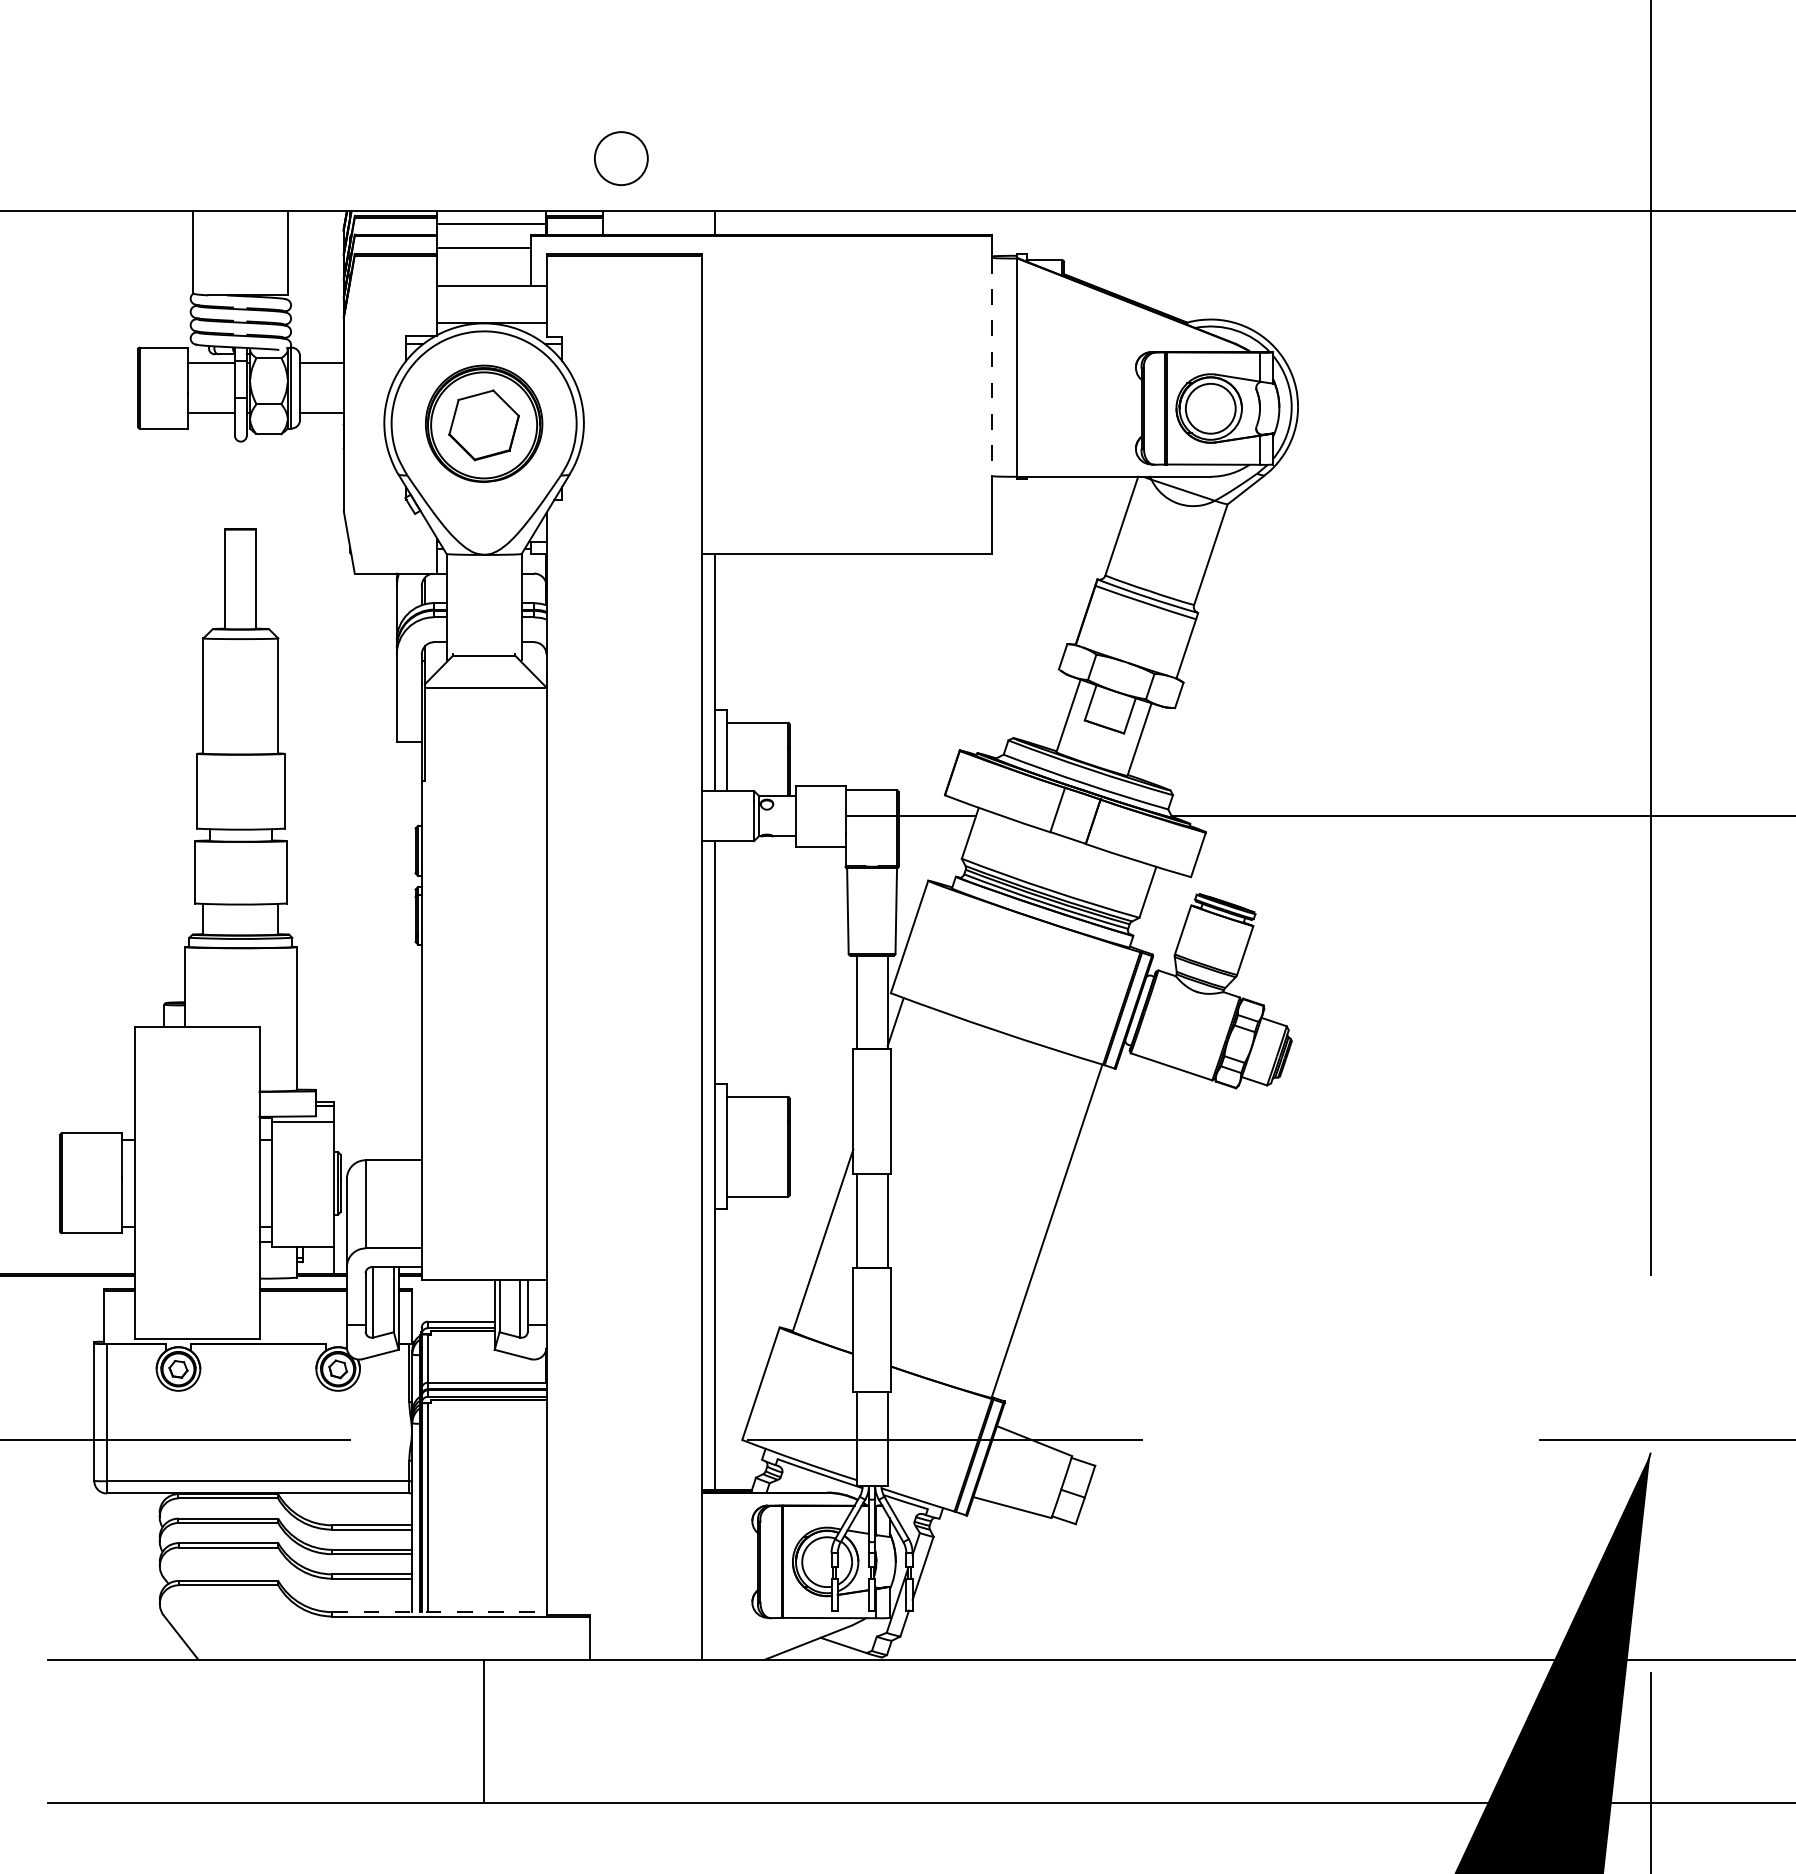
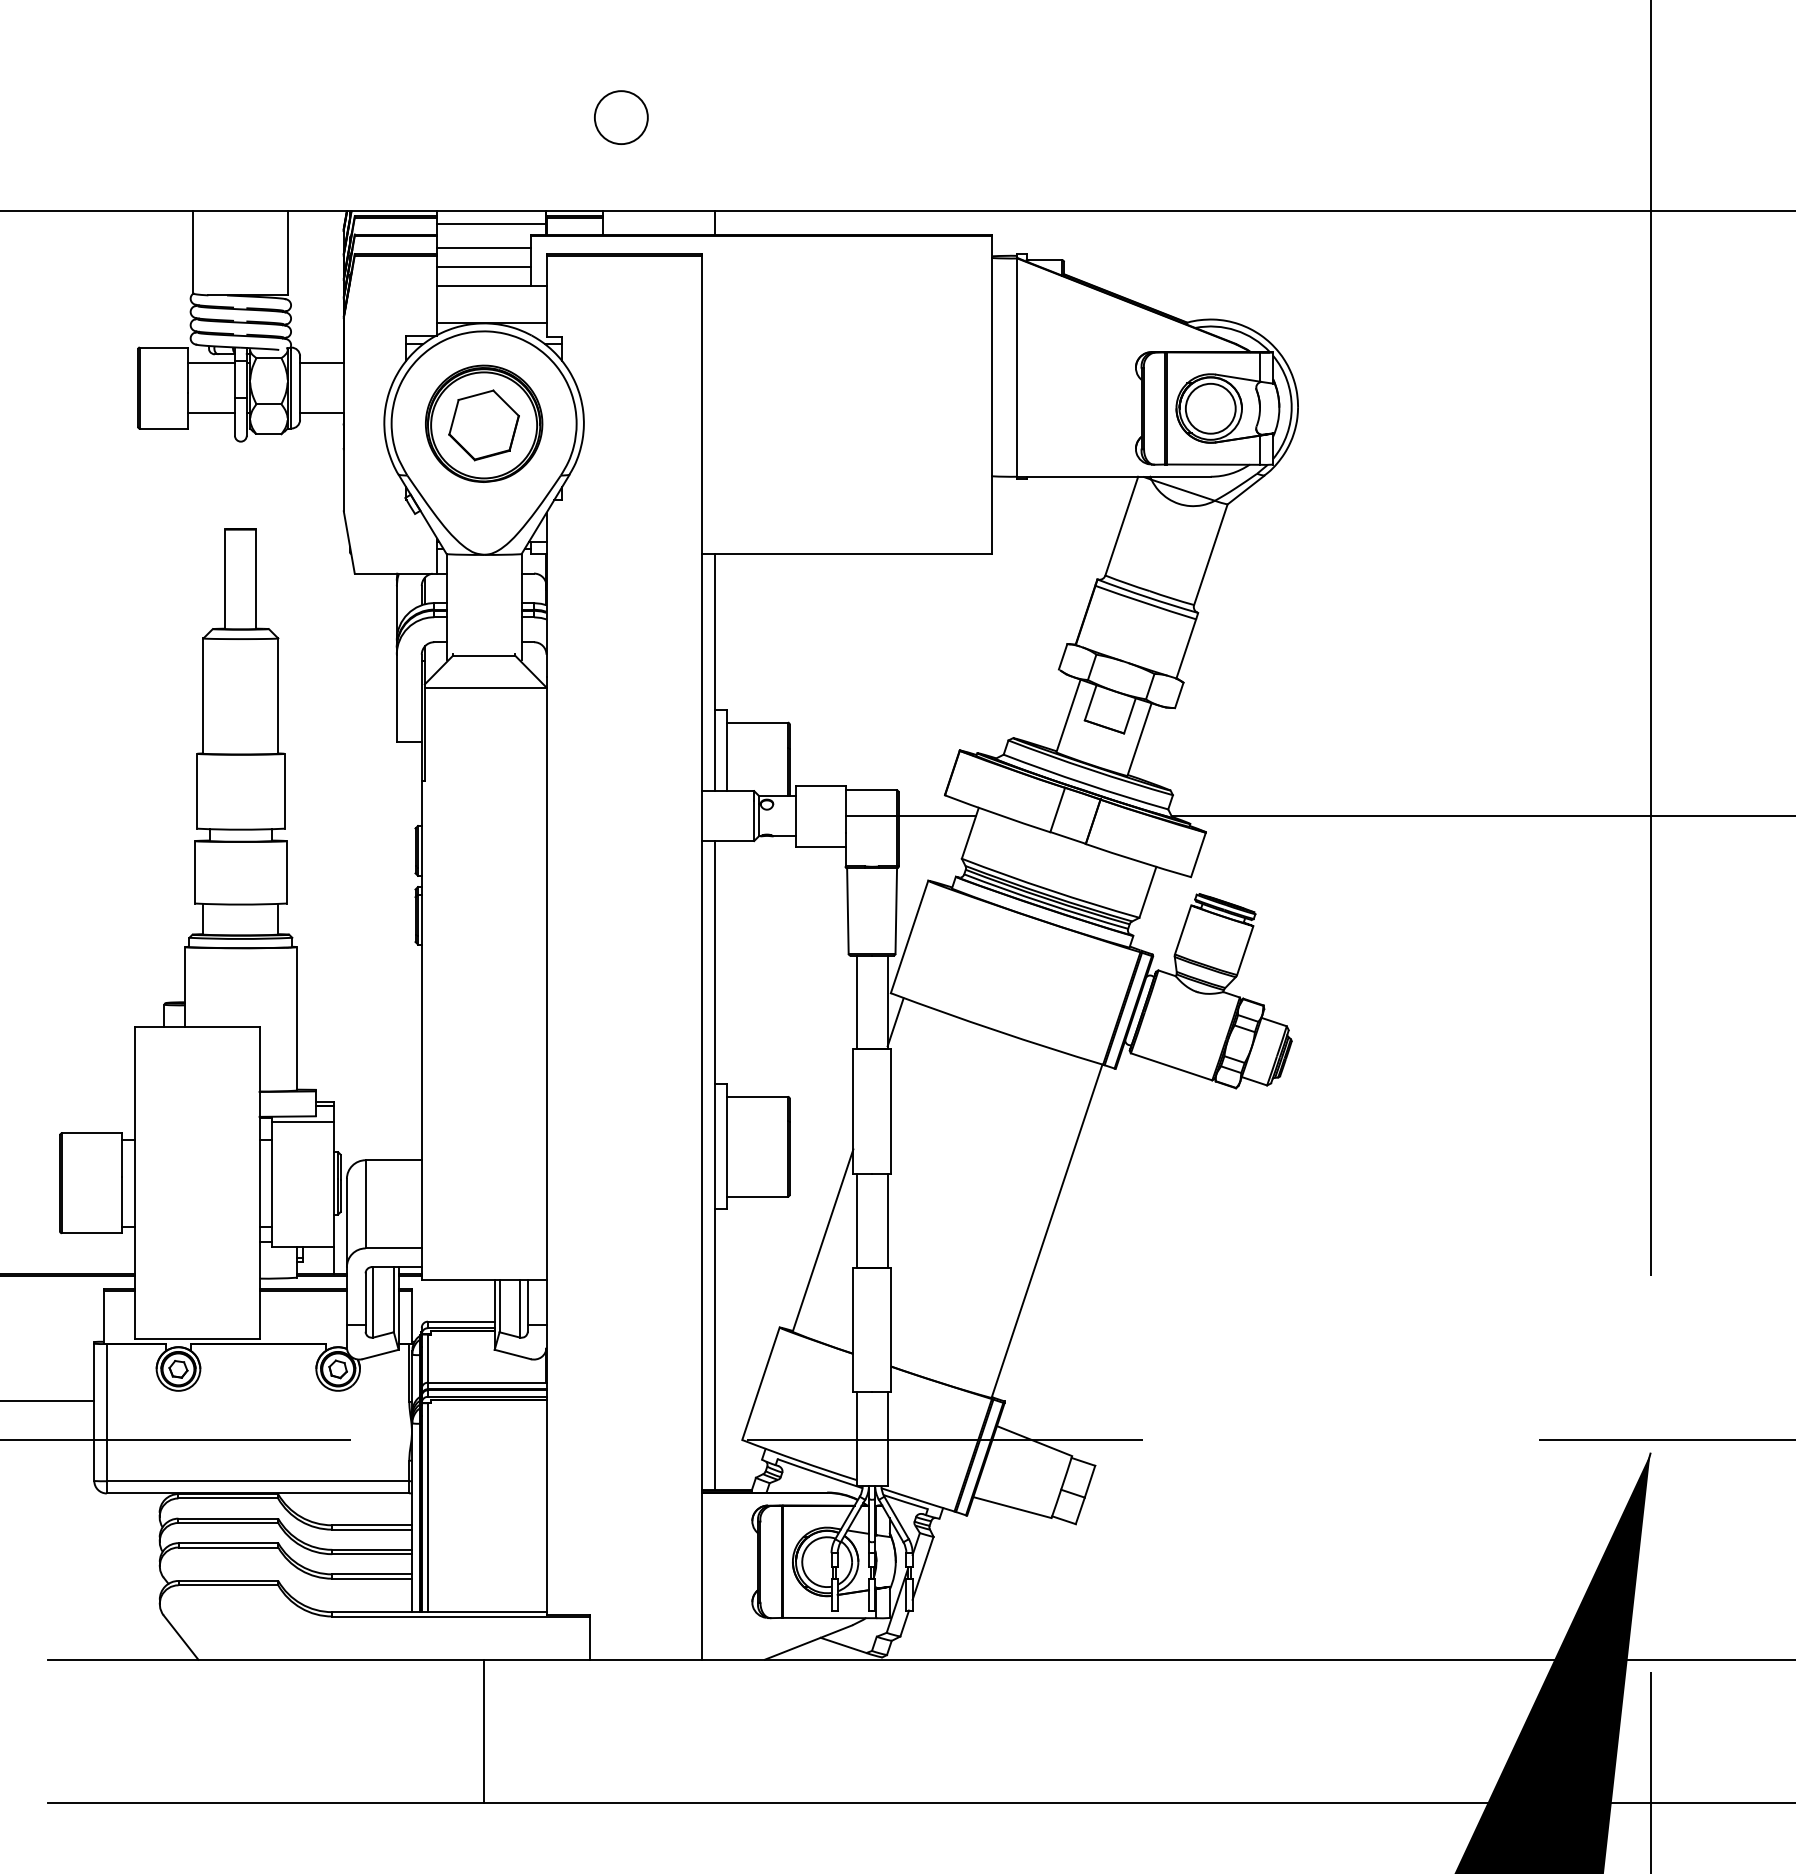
circle position: (621, 158) -> (621, 117) (621, 117)
line: none -> present (483, 266)
line: dashed -> solid (992, 367)
line: none -> present (48, 1401)
line: dashed -> solid (439, 1612)
